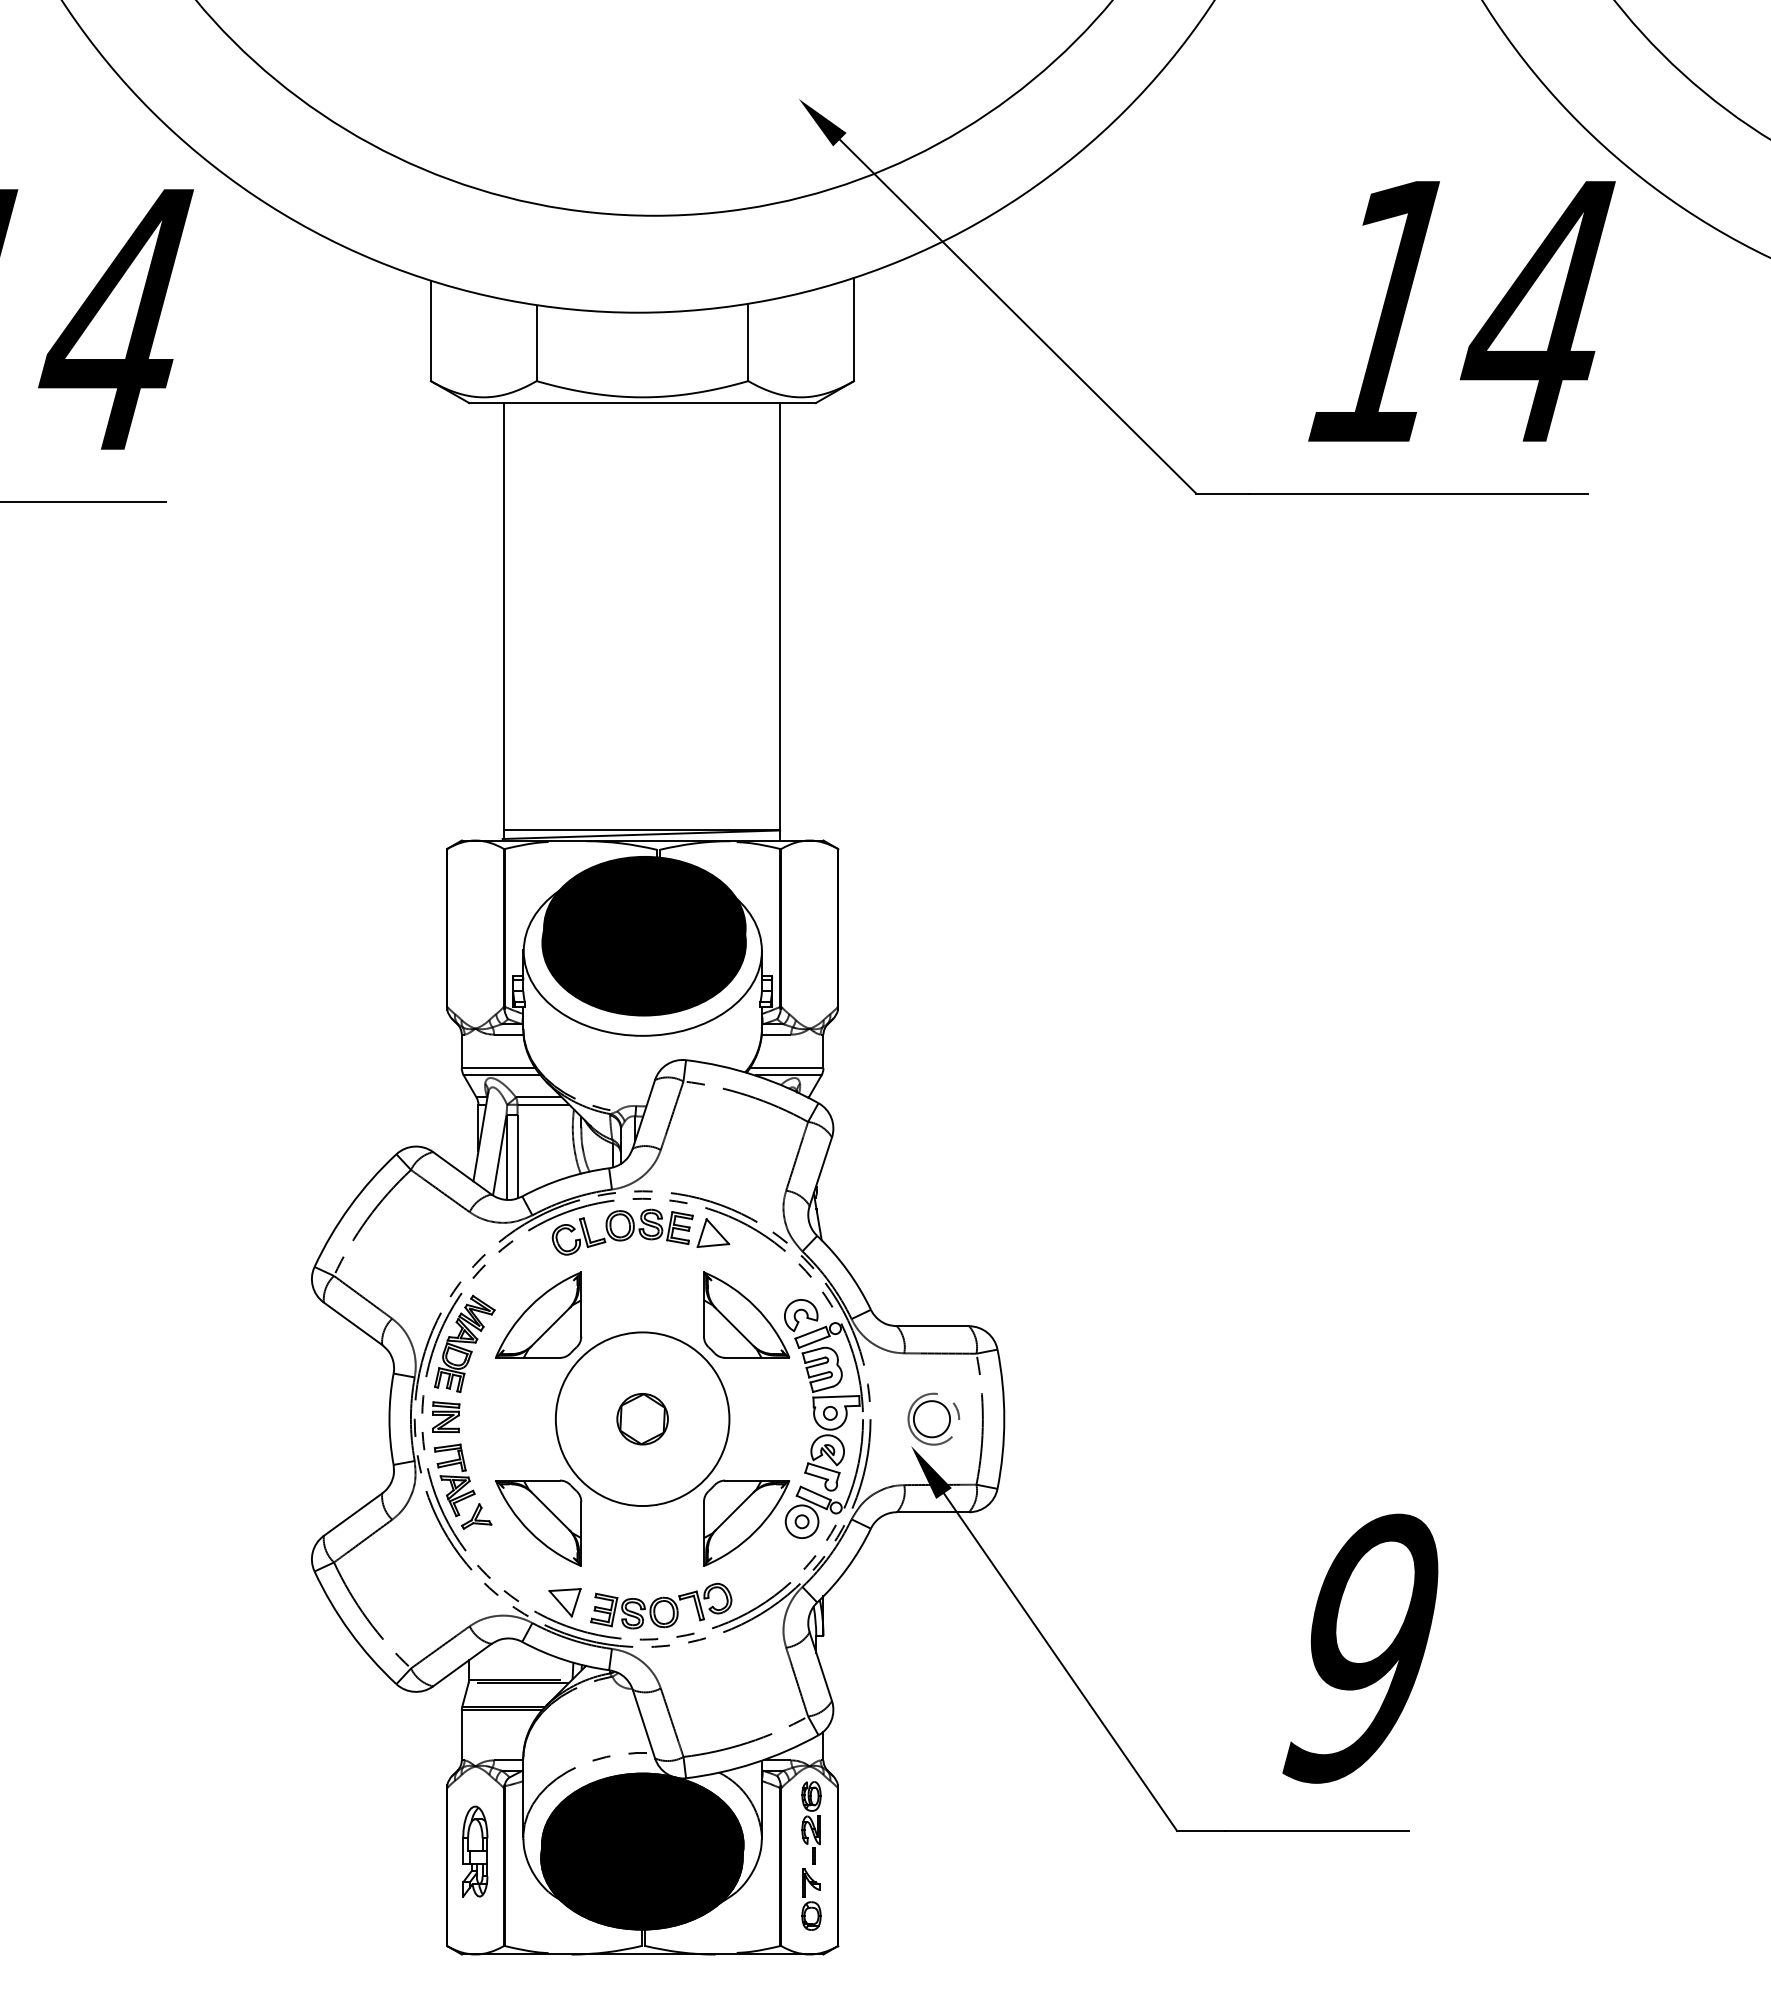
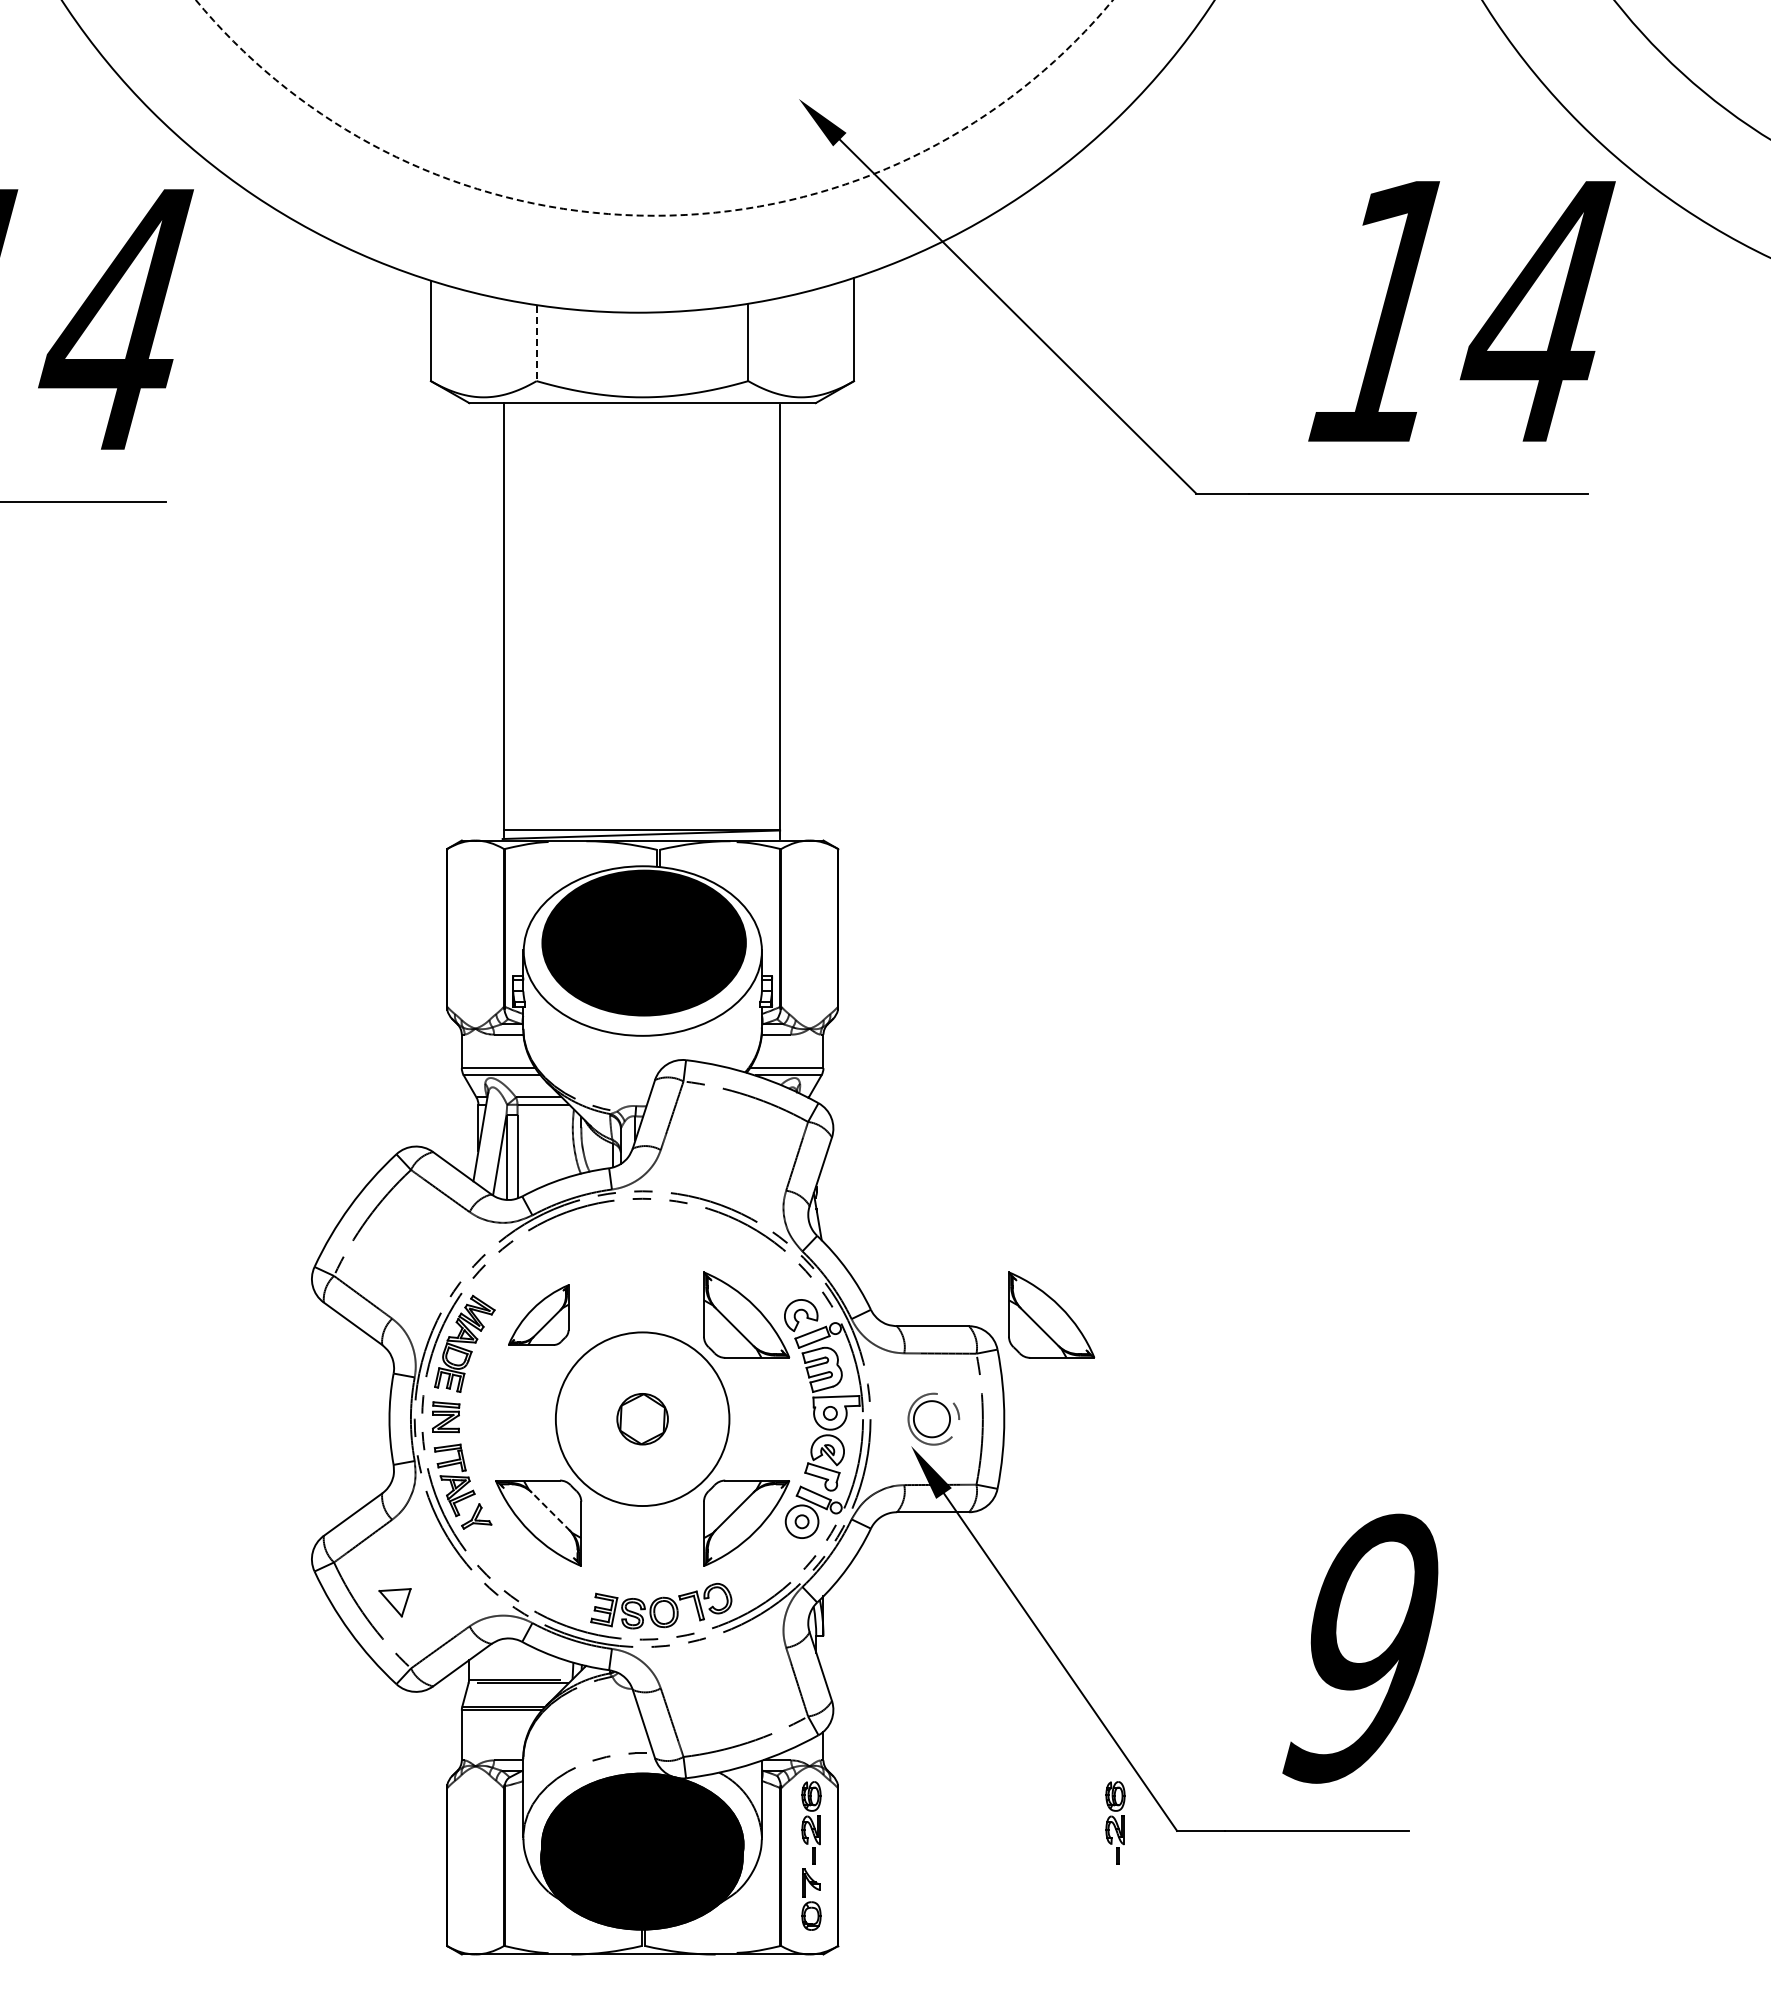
circle: solid -> dashed (654, 107)
line: solid -> dashed (536, 343)
fill: present -> none (644, 927)
part: present -> none (640, 1231)
part size: 88x88 px -> 62x62 px (538, 1314)
part: none -> present (1051, 1314)
line: solid -> dashed (550, 1510)
part position: (564, 1602) -> (394, 1602) (394, 1602)
part: none -> present (1115, 1822)
part: present -> none (475, 1851)
